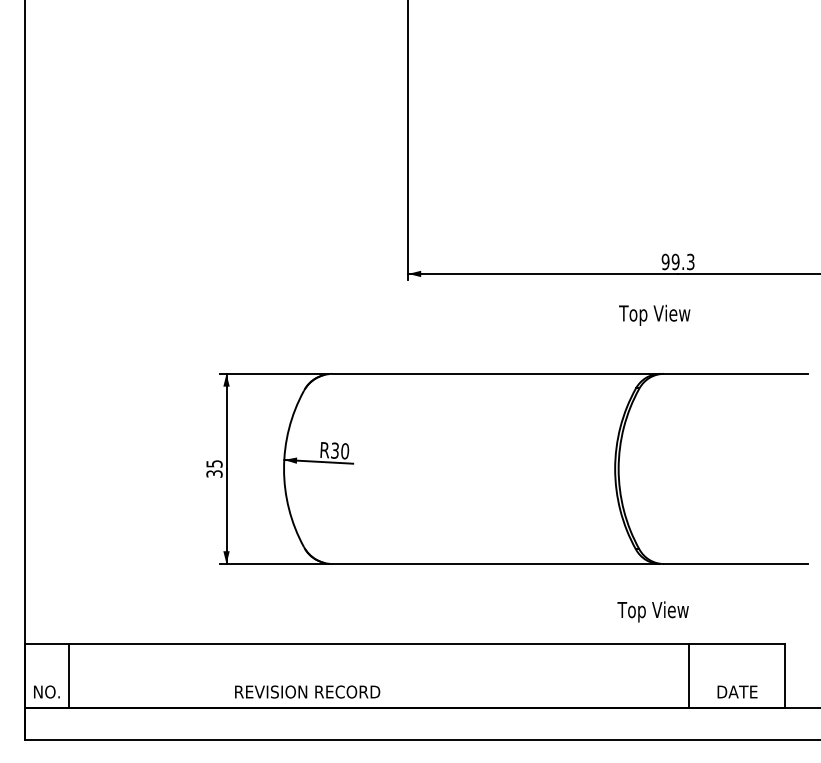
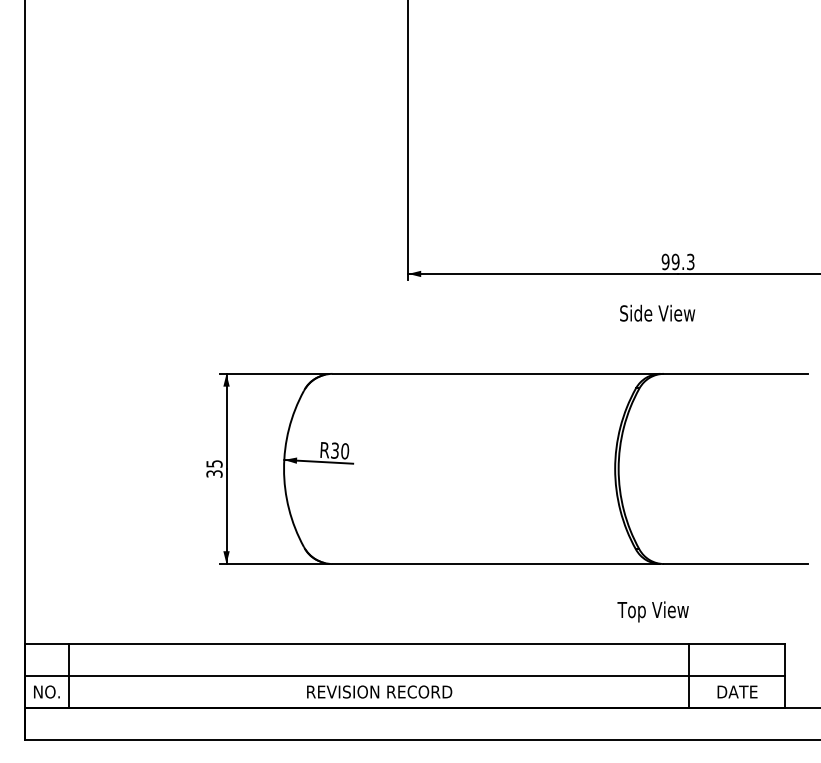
text: Top View -> Side View (657, 314)
line: none -> present (404, 676)
text position: (307, 691) -> (379, 691) (379, 691)
